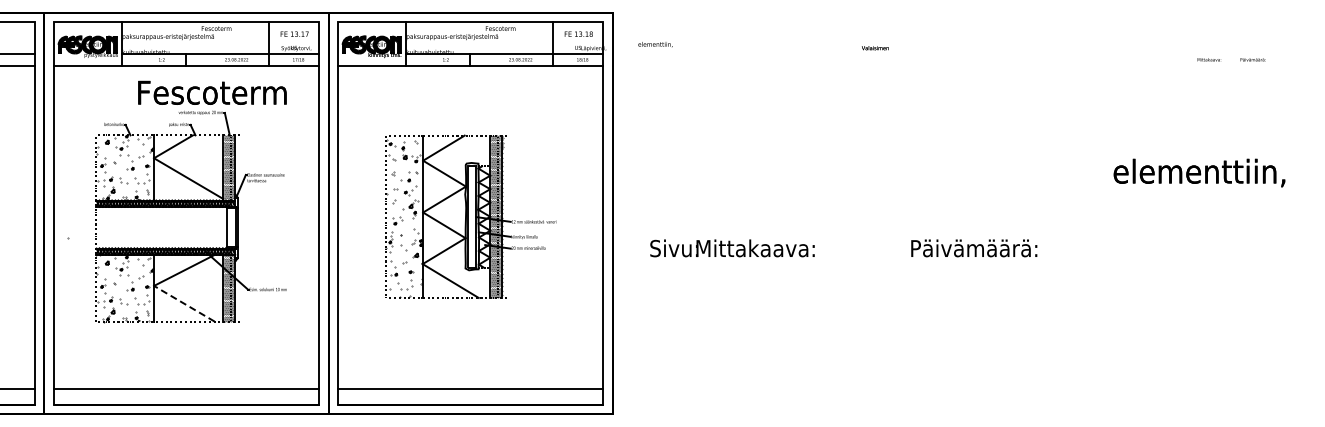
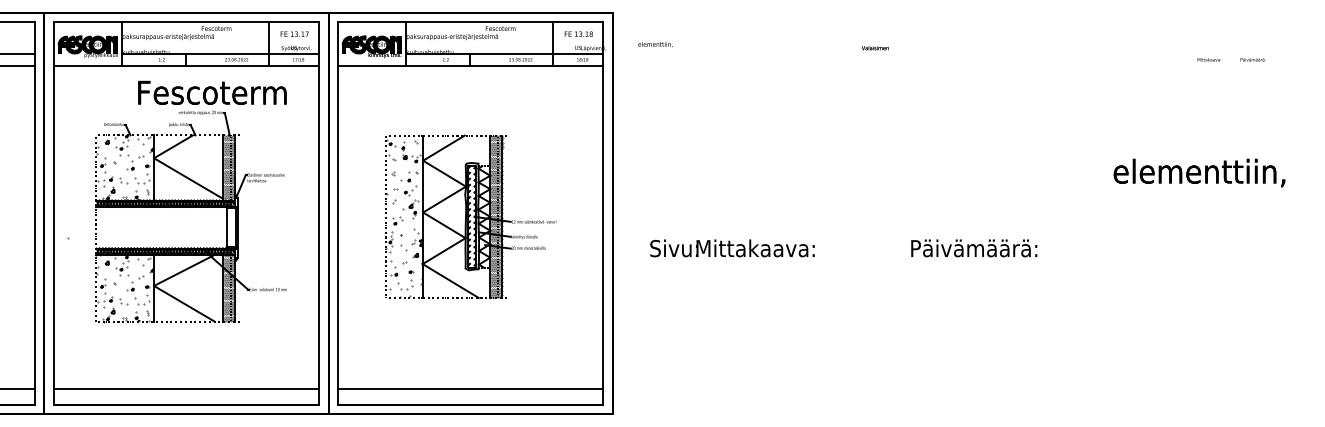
hatch: none -> present (472, 216)
line: dashed -> solid (183, 303)
